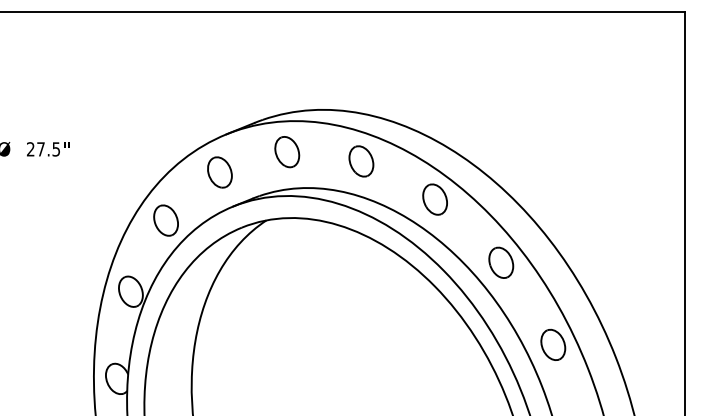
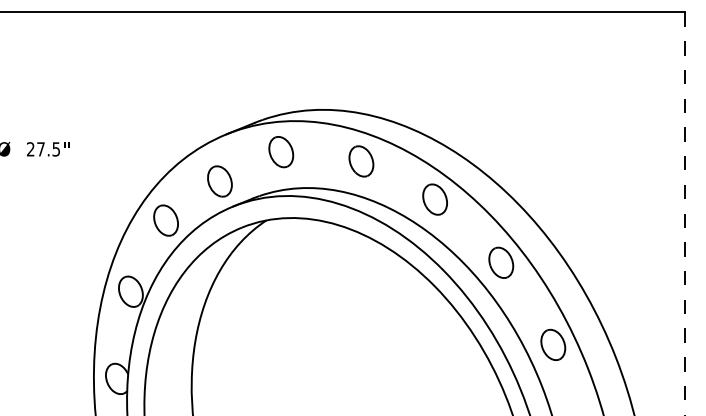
part position: (287, 152) -> (281, 152) (281, 152)
part position: (219, 172) -> (219, 181) (219, 181)
line: solid -> dashed (684, 214)
